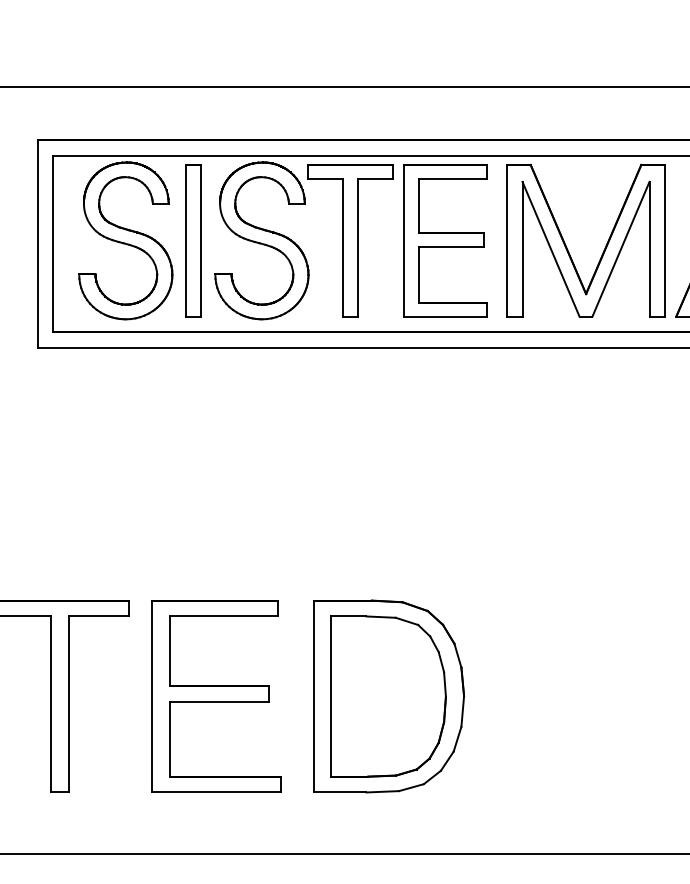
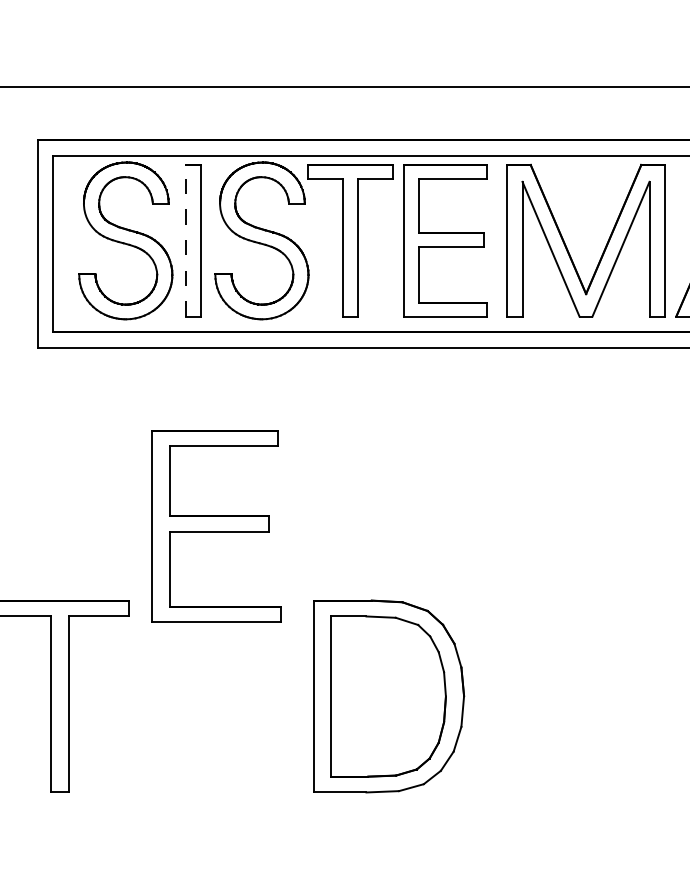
line: solid -> dashed (186, 240)
part position: (216, 696) -> (216, 526) (216, 526)
line: present -> none (344, 853)
